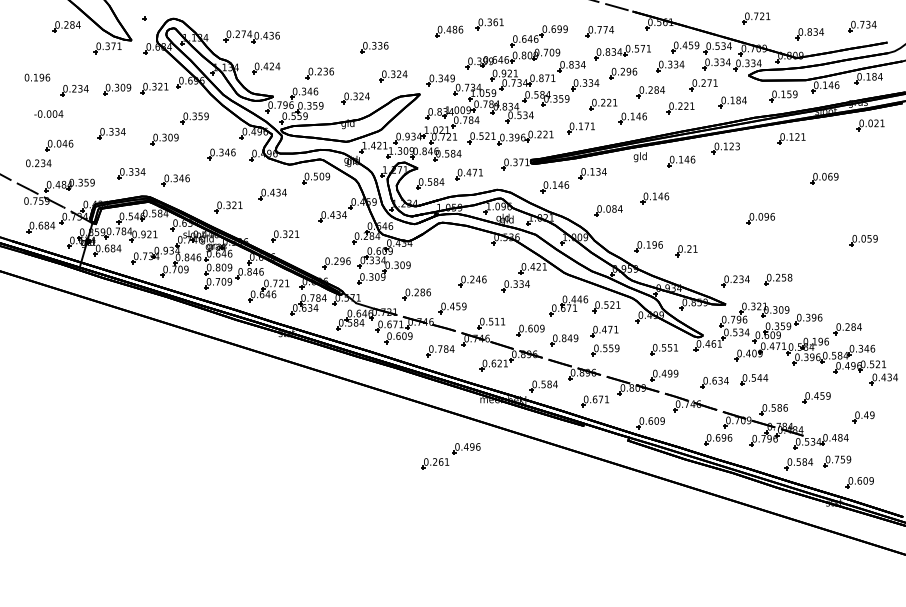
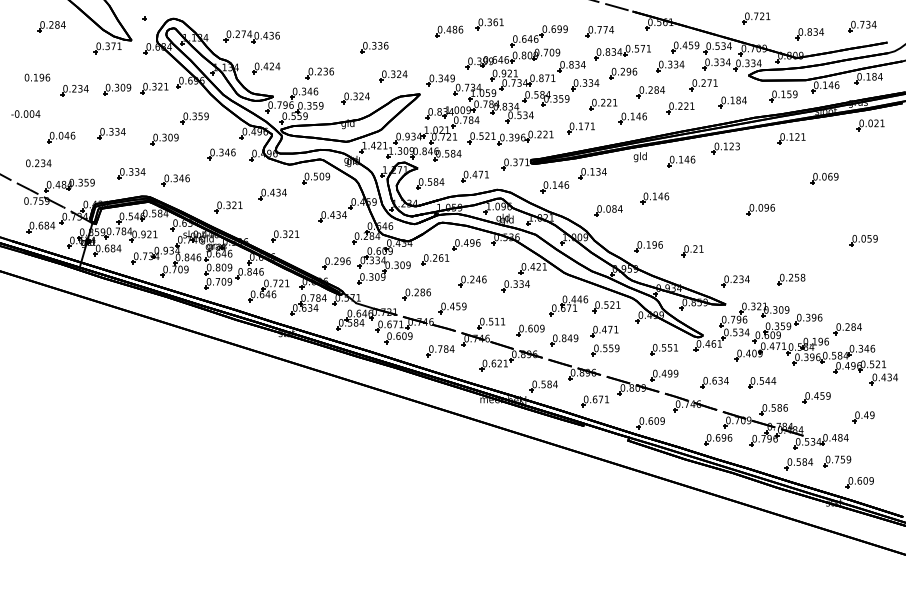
part position: (66, 26) -> (51, 26) (51, 26)
text position: (48, 113) -> (25, 113) (25, 113)
part position: (59, 145) -> (61, 137) (61, 137)
part position: (468, 174) -> (474, 176) (474, 176)
part position: (760, 218) -> (760, 209) (760, 209)
part position: (686, 251) -> (692, 251) (692, 251)
part position: (778, 279) -> (791, 279) (791, 279)
part position: (754, 379) -> (762, 382) (762, 382)
part position: (450, 456) -> (450, 252) (450, 252)
